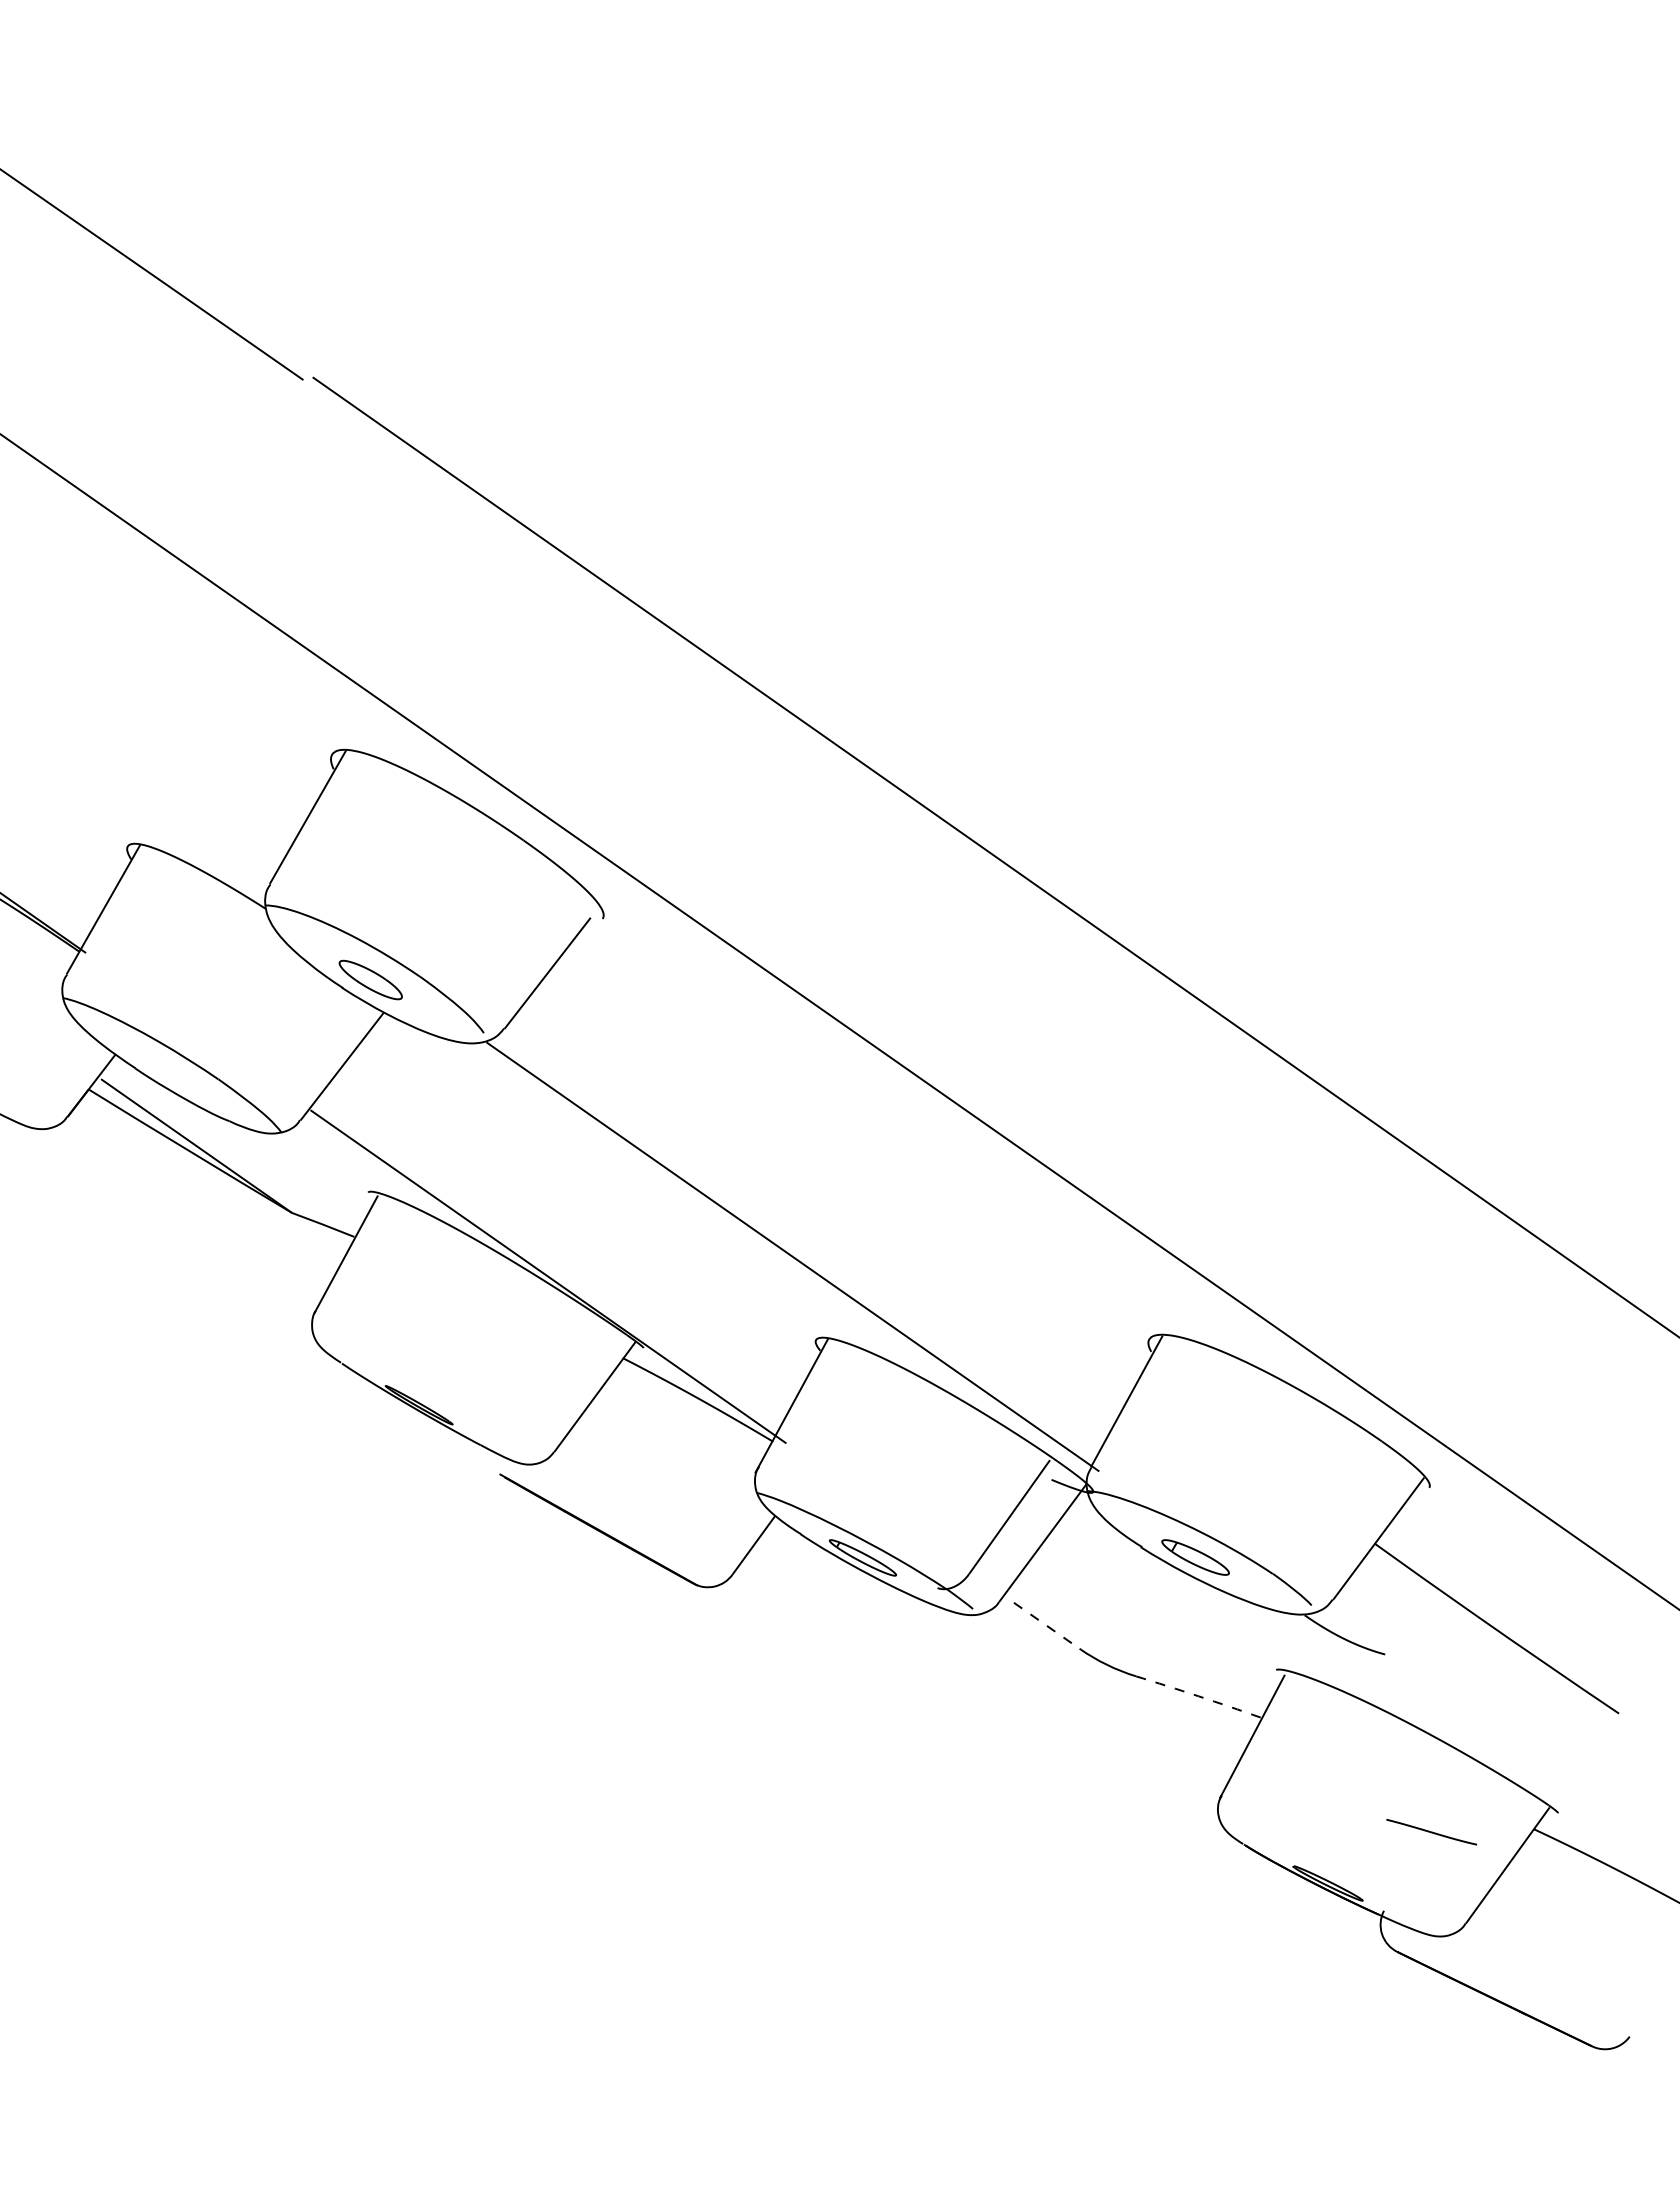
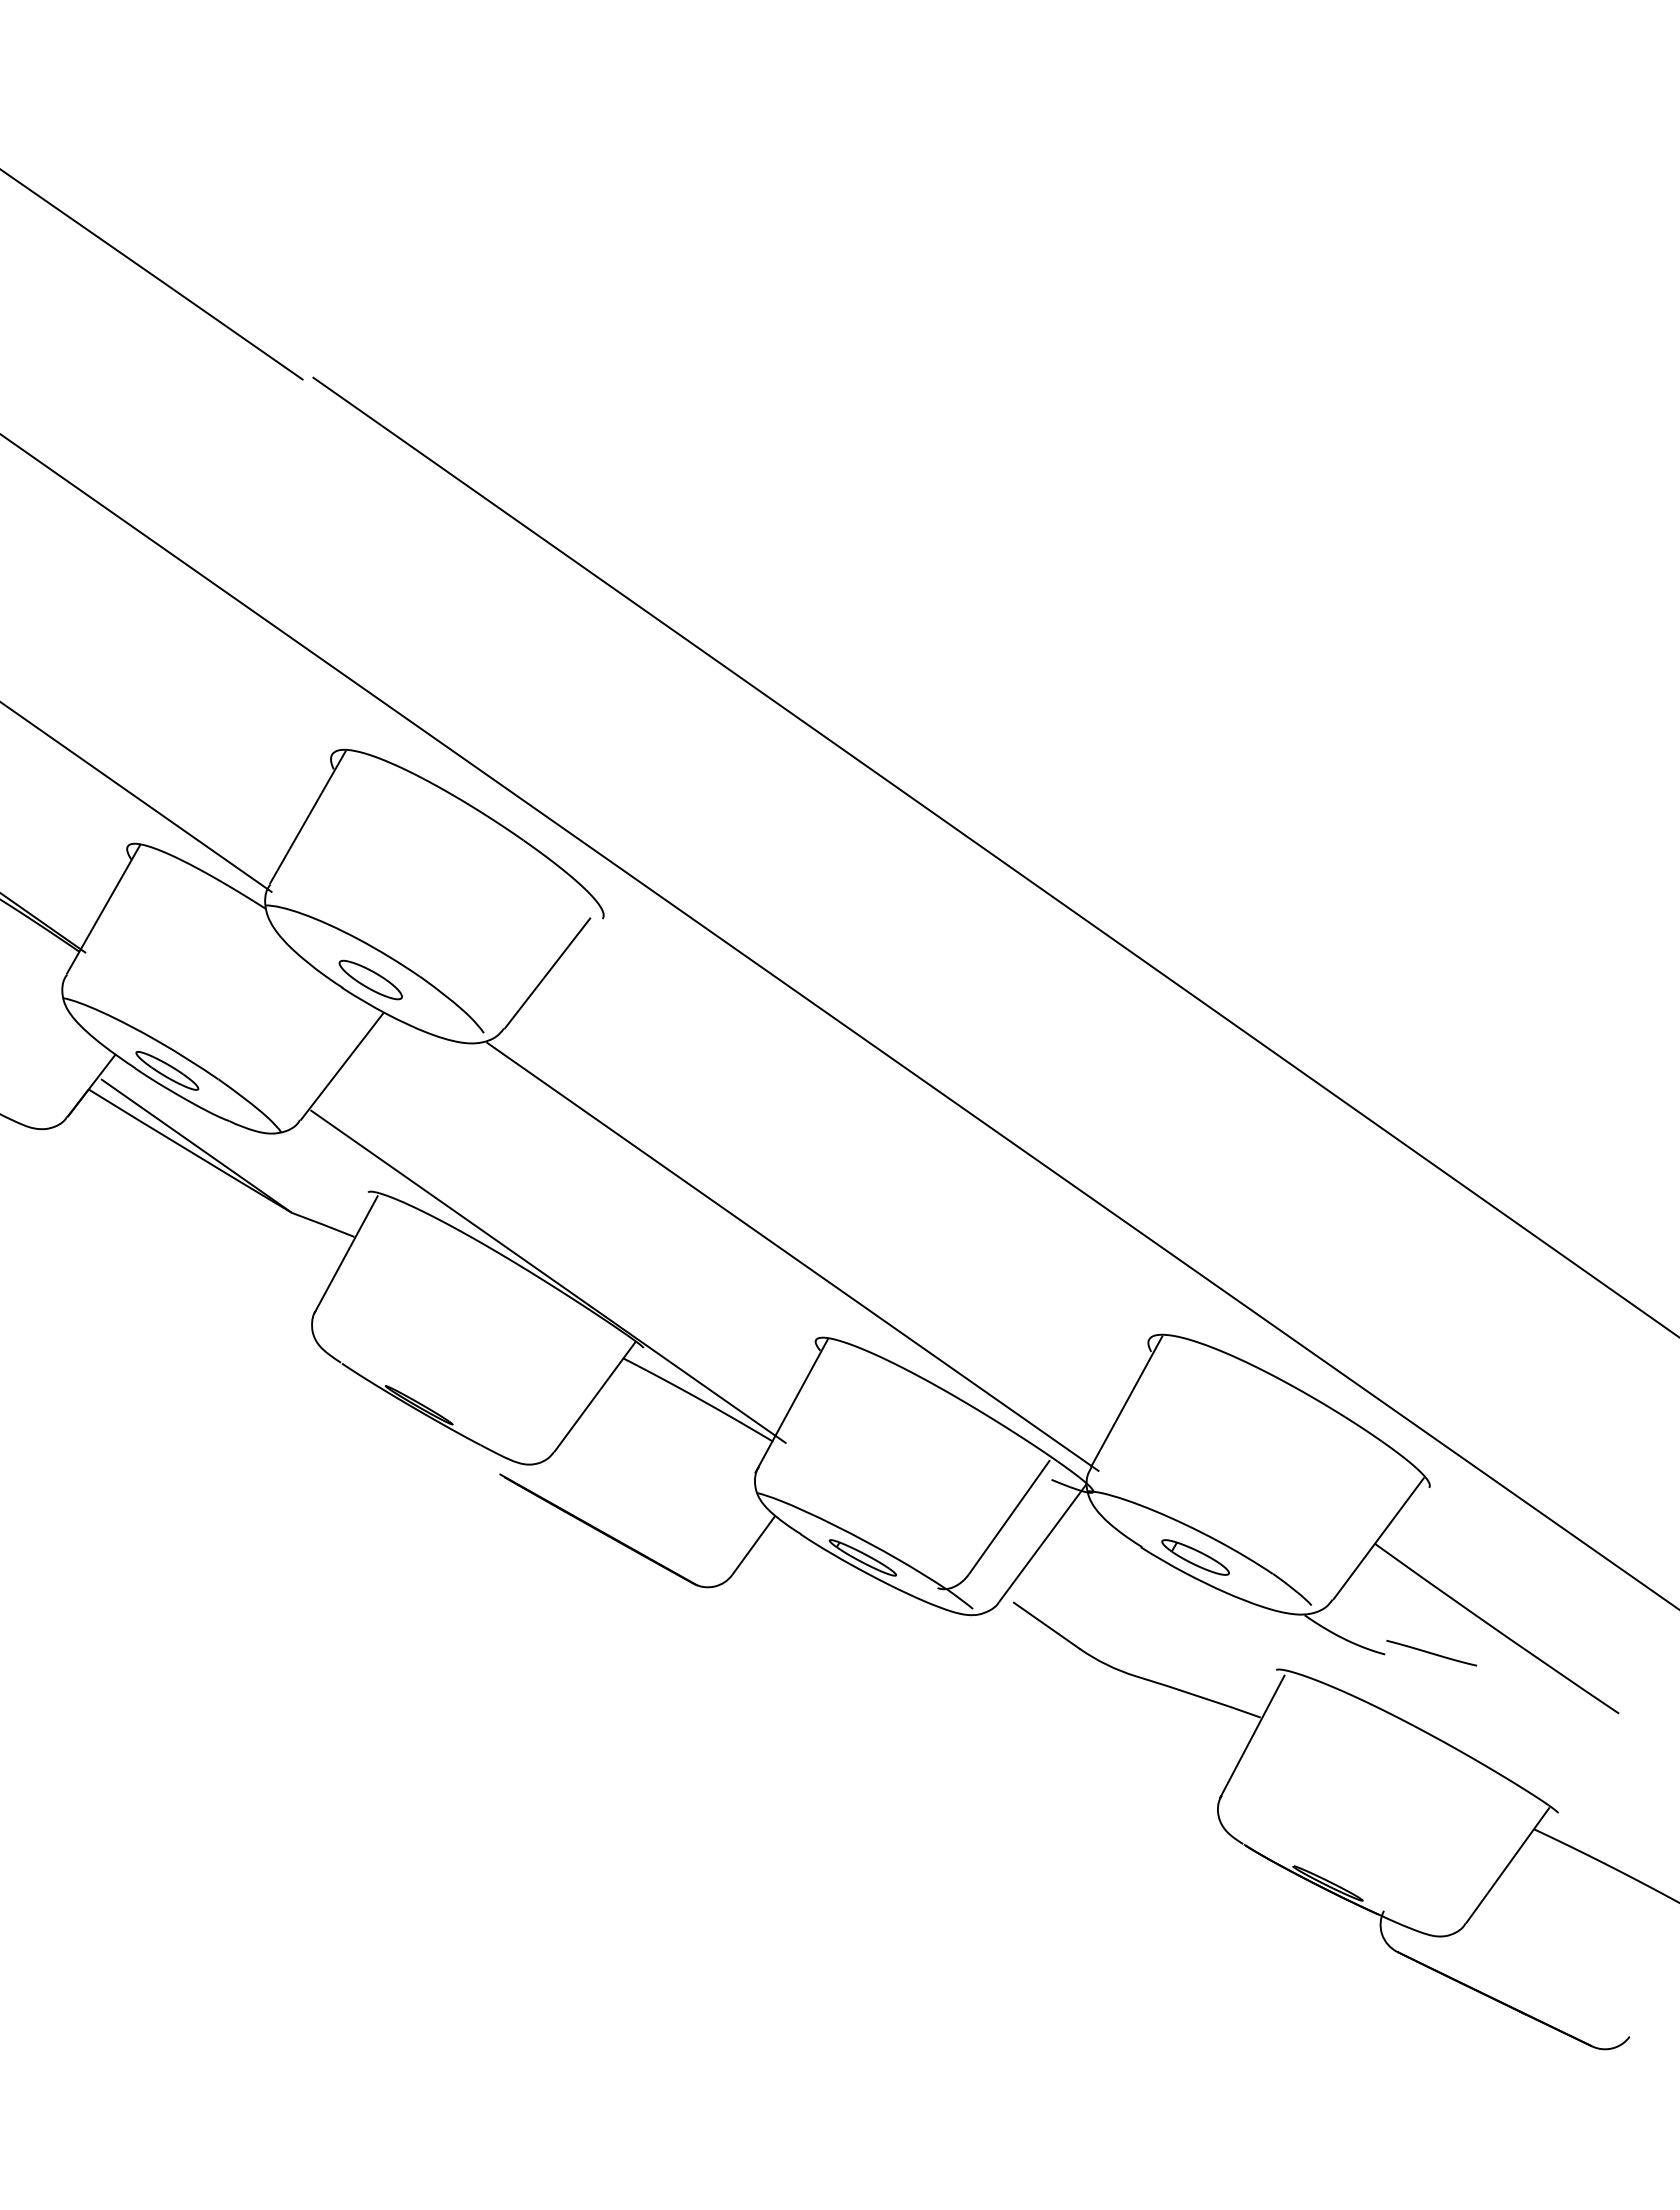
line: none -> present (136, 797)
part: none -> present (167, 1070)
line: dashed -> solid (1047, 1626)
arc: dashed -> solid (1198, 1696)
line position: (1431, 1832) -> (1431, 1653) (1431, 1653)
